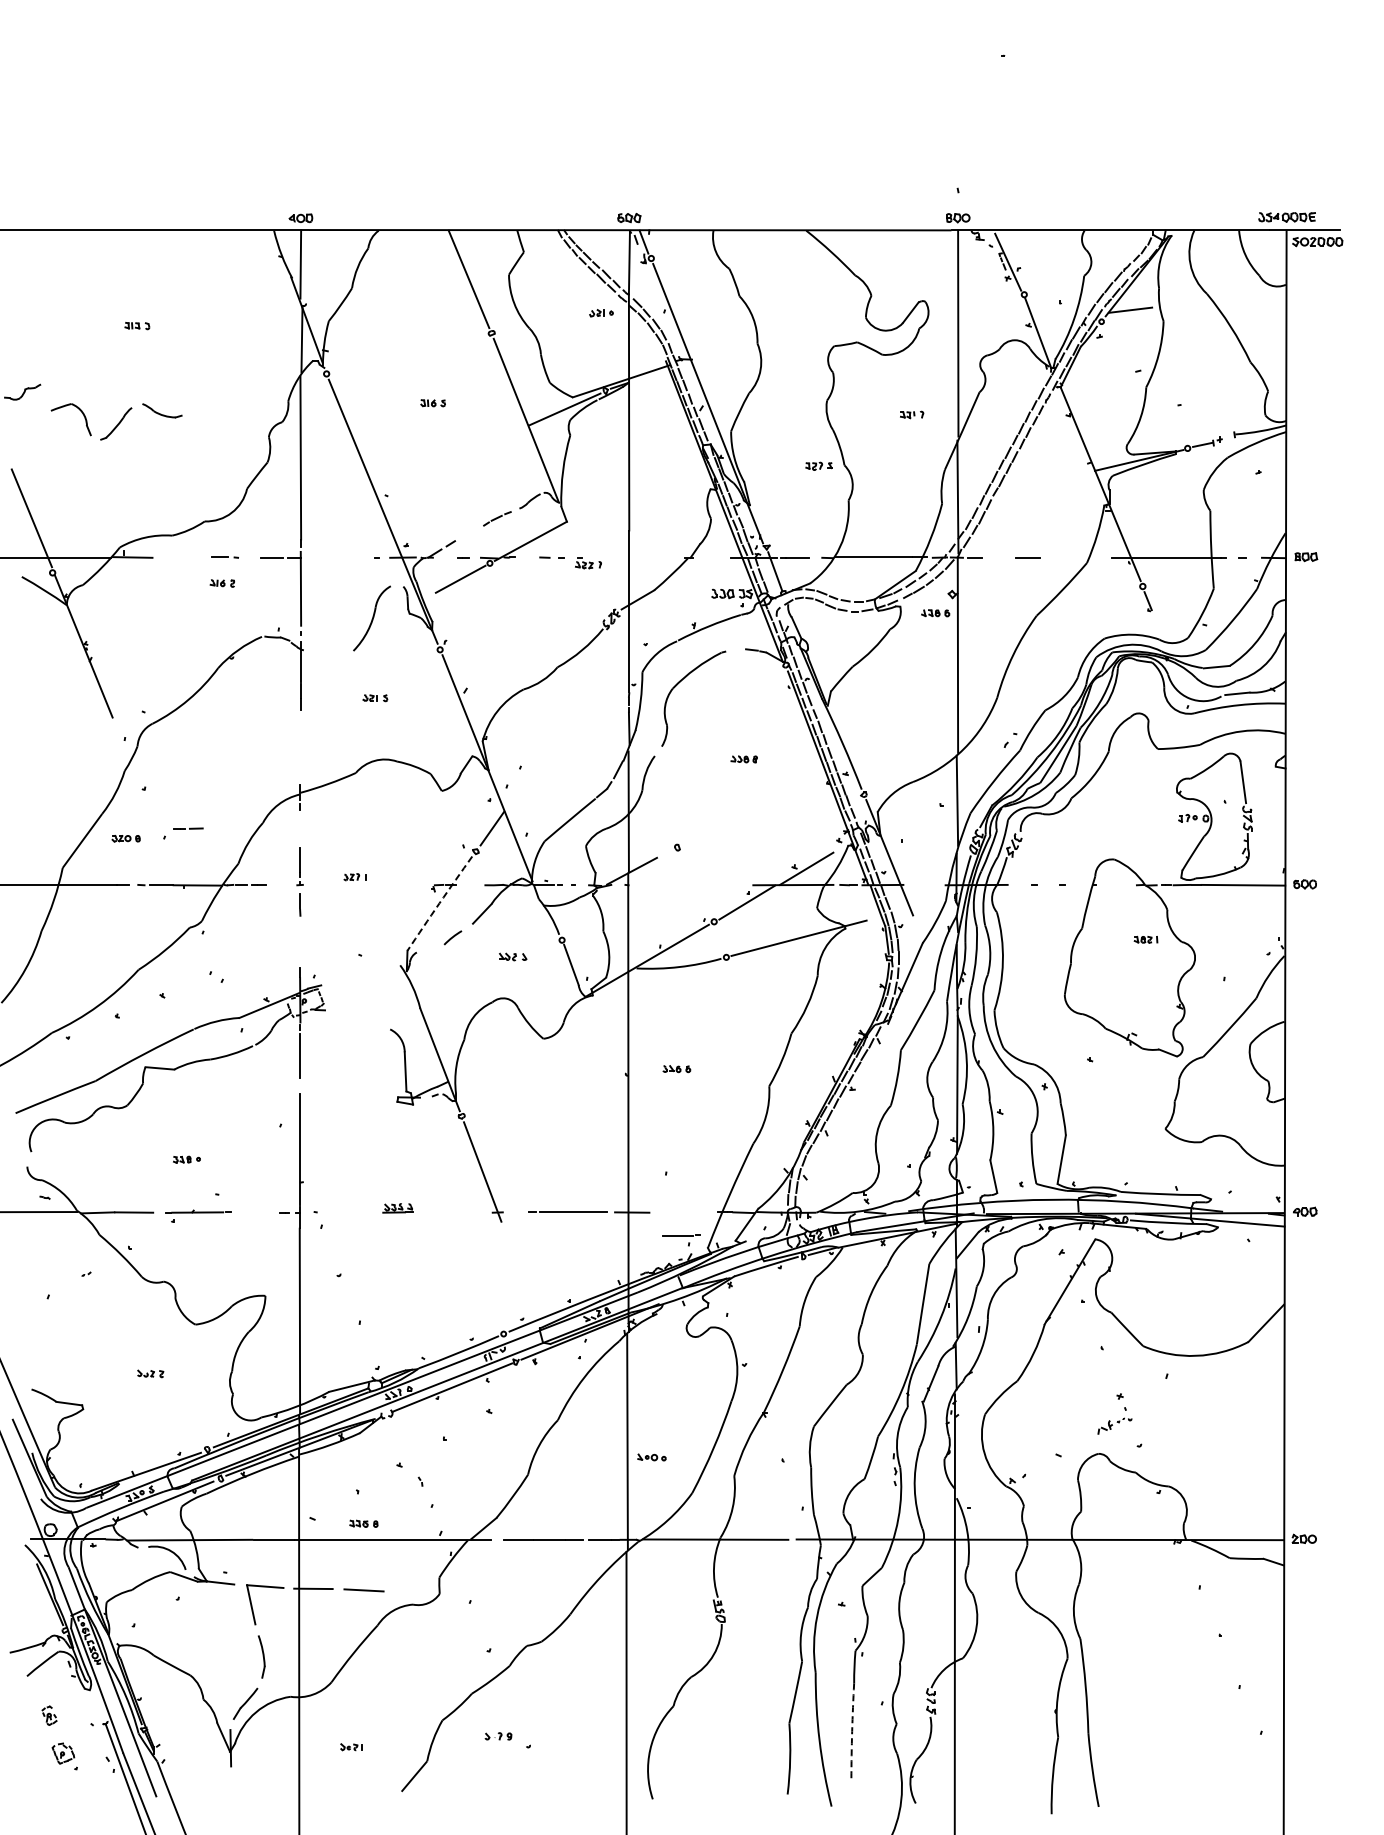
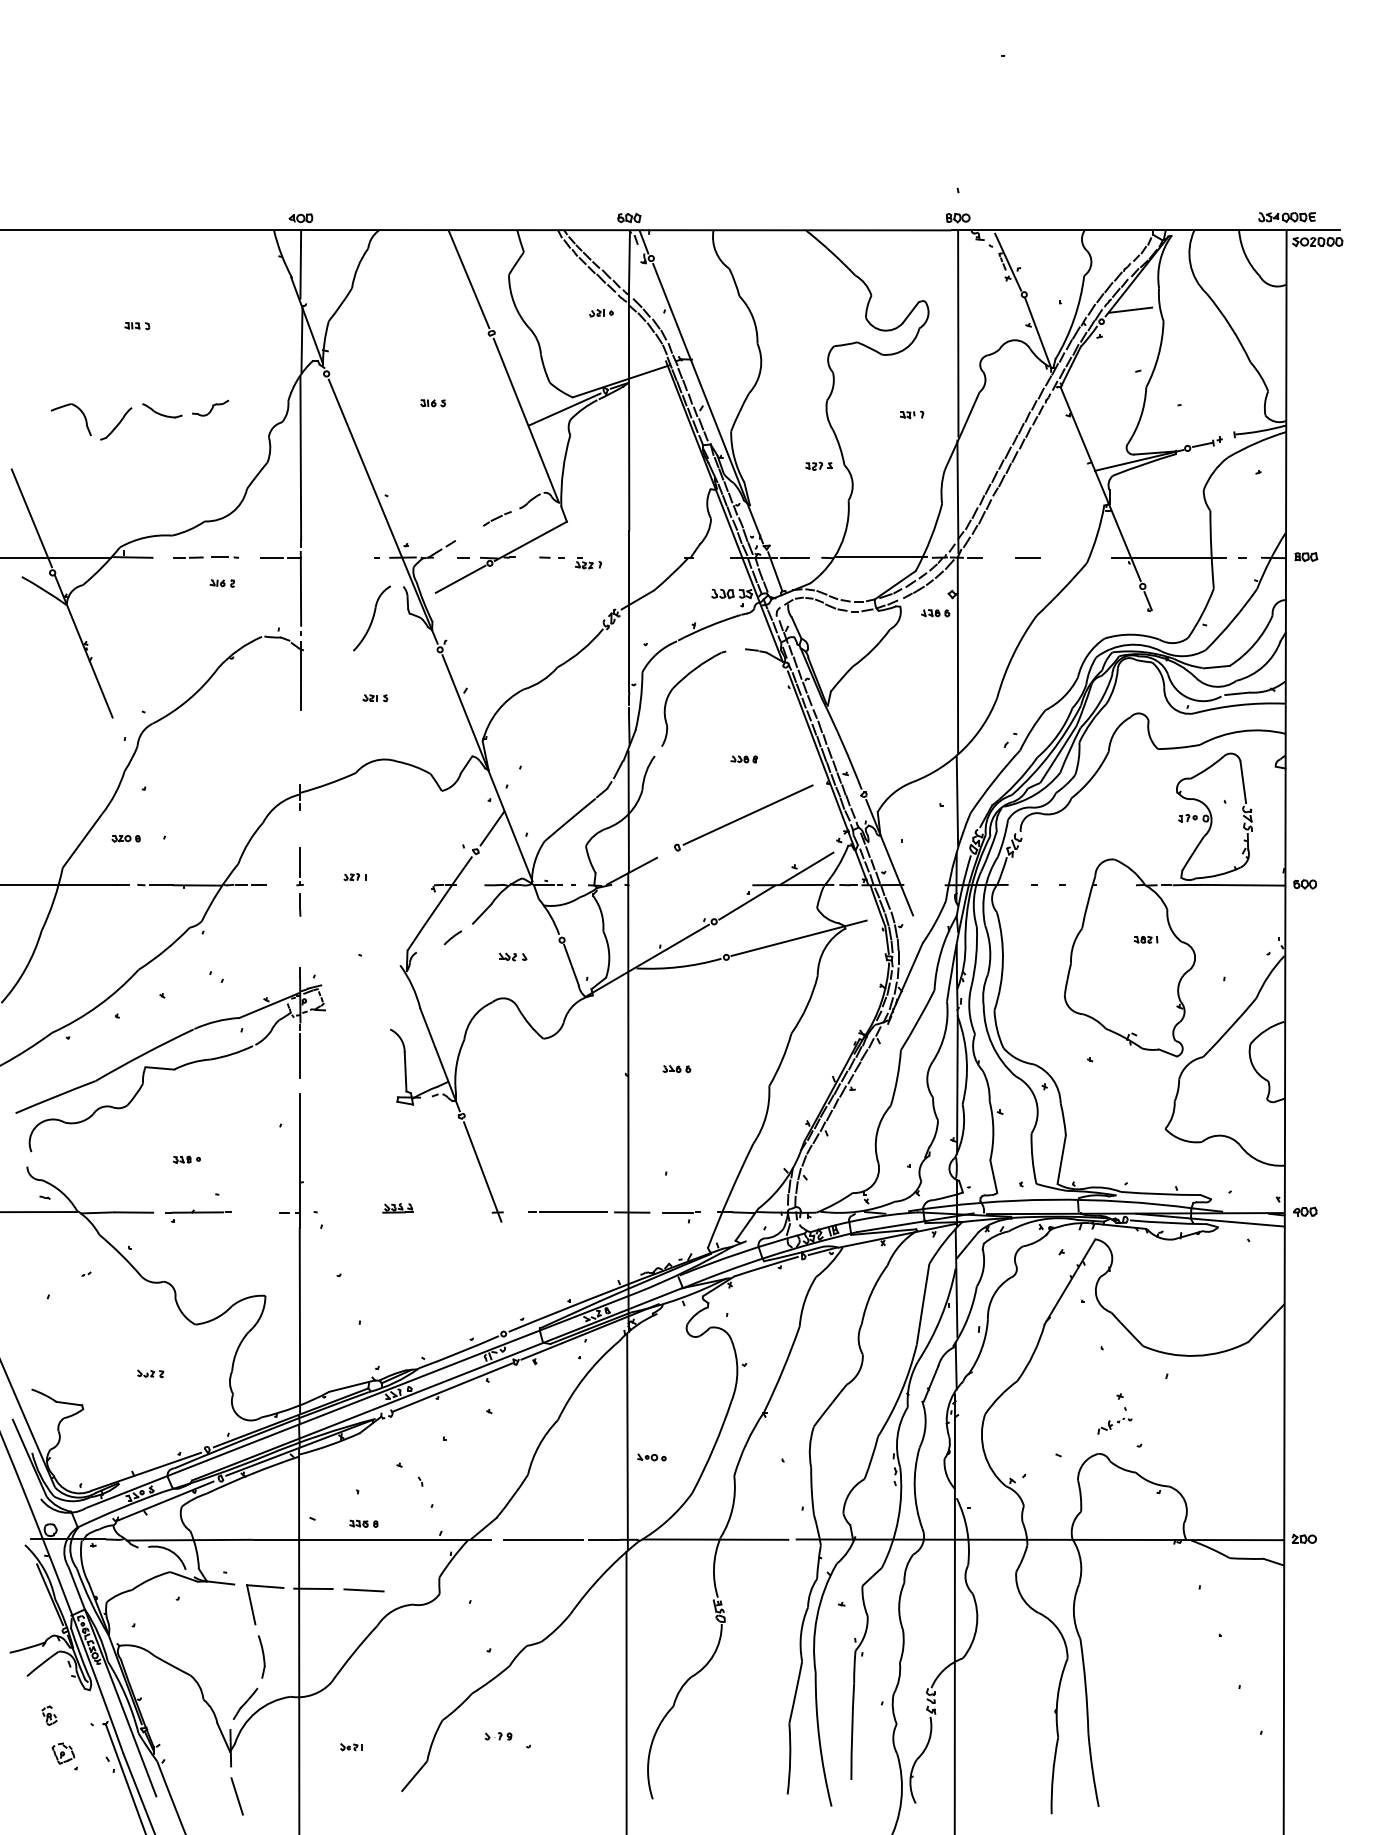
part position: (22, 391) -> (210, 407) (210, 407)
line: none -> present (747, 814)
line position: (189, 828) -> (189, 557) (189, 557)
arc: dashed -> solid (439, 903)
part position: (681, 1240) -> (681, 1217) (681, 1217)
arc: dashed -> solid (852, 1731)
line: none -> present (236, 1796)
